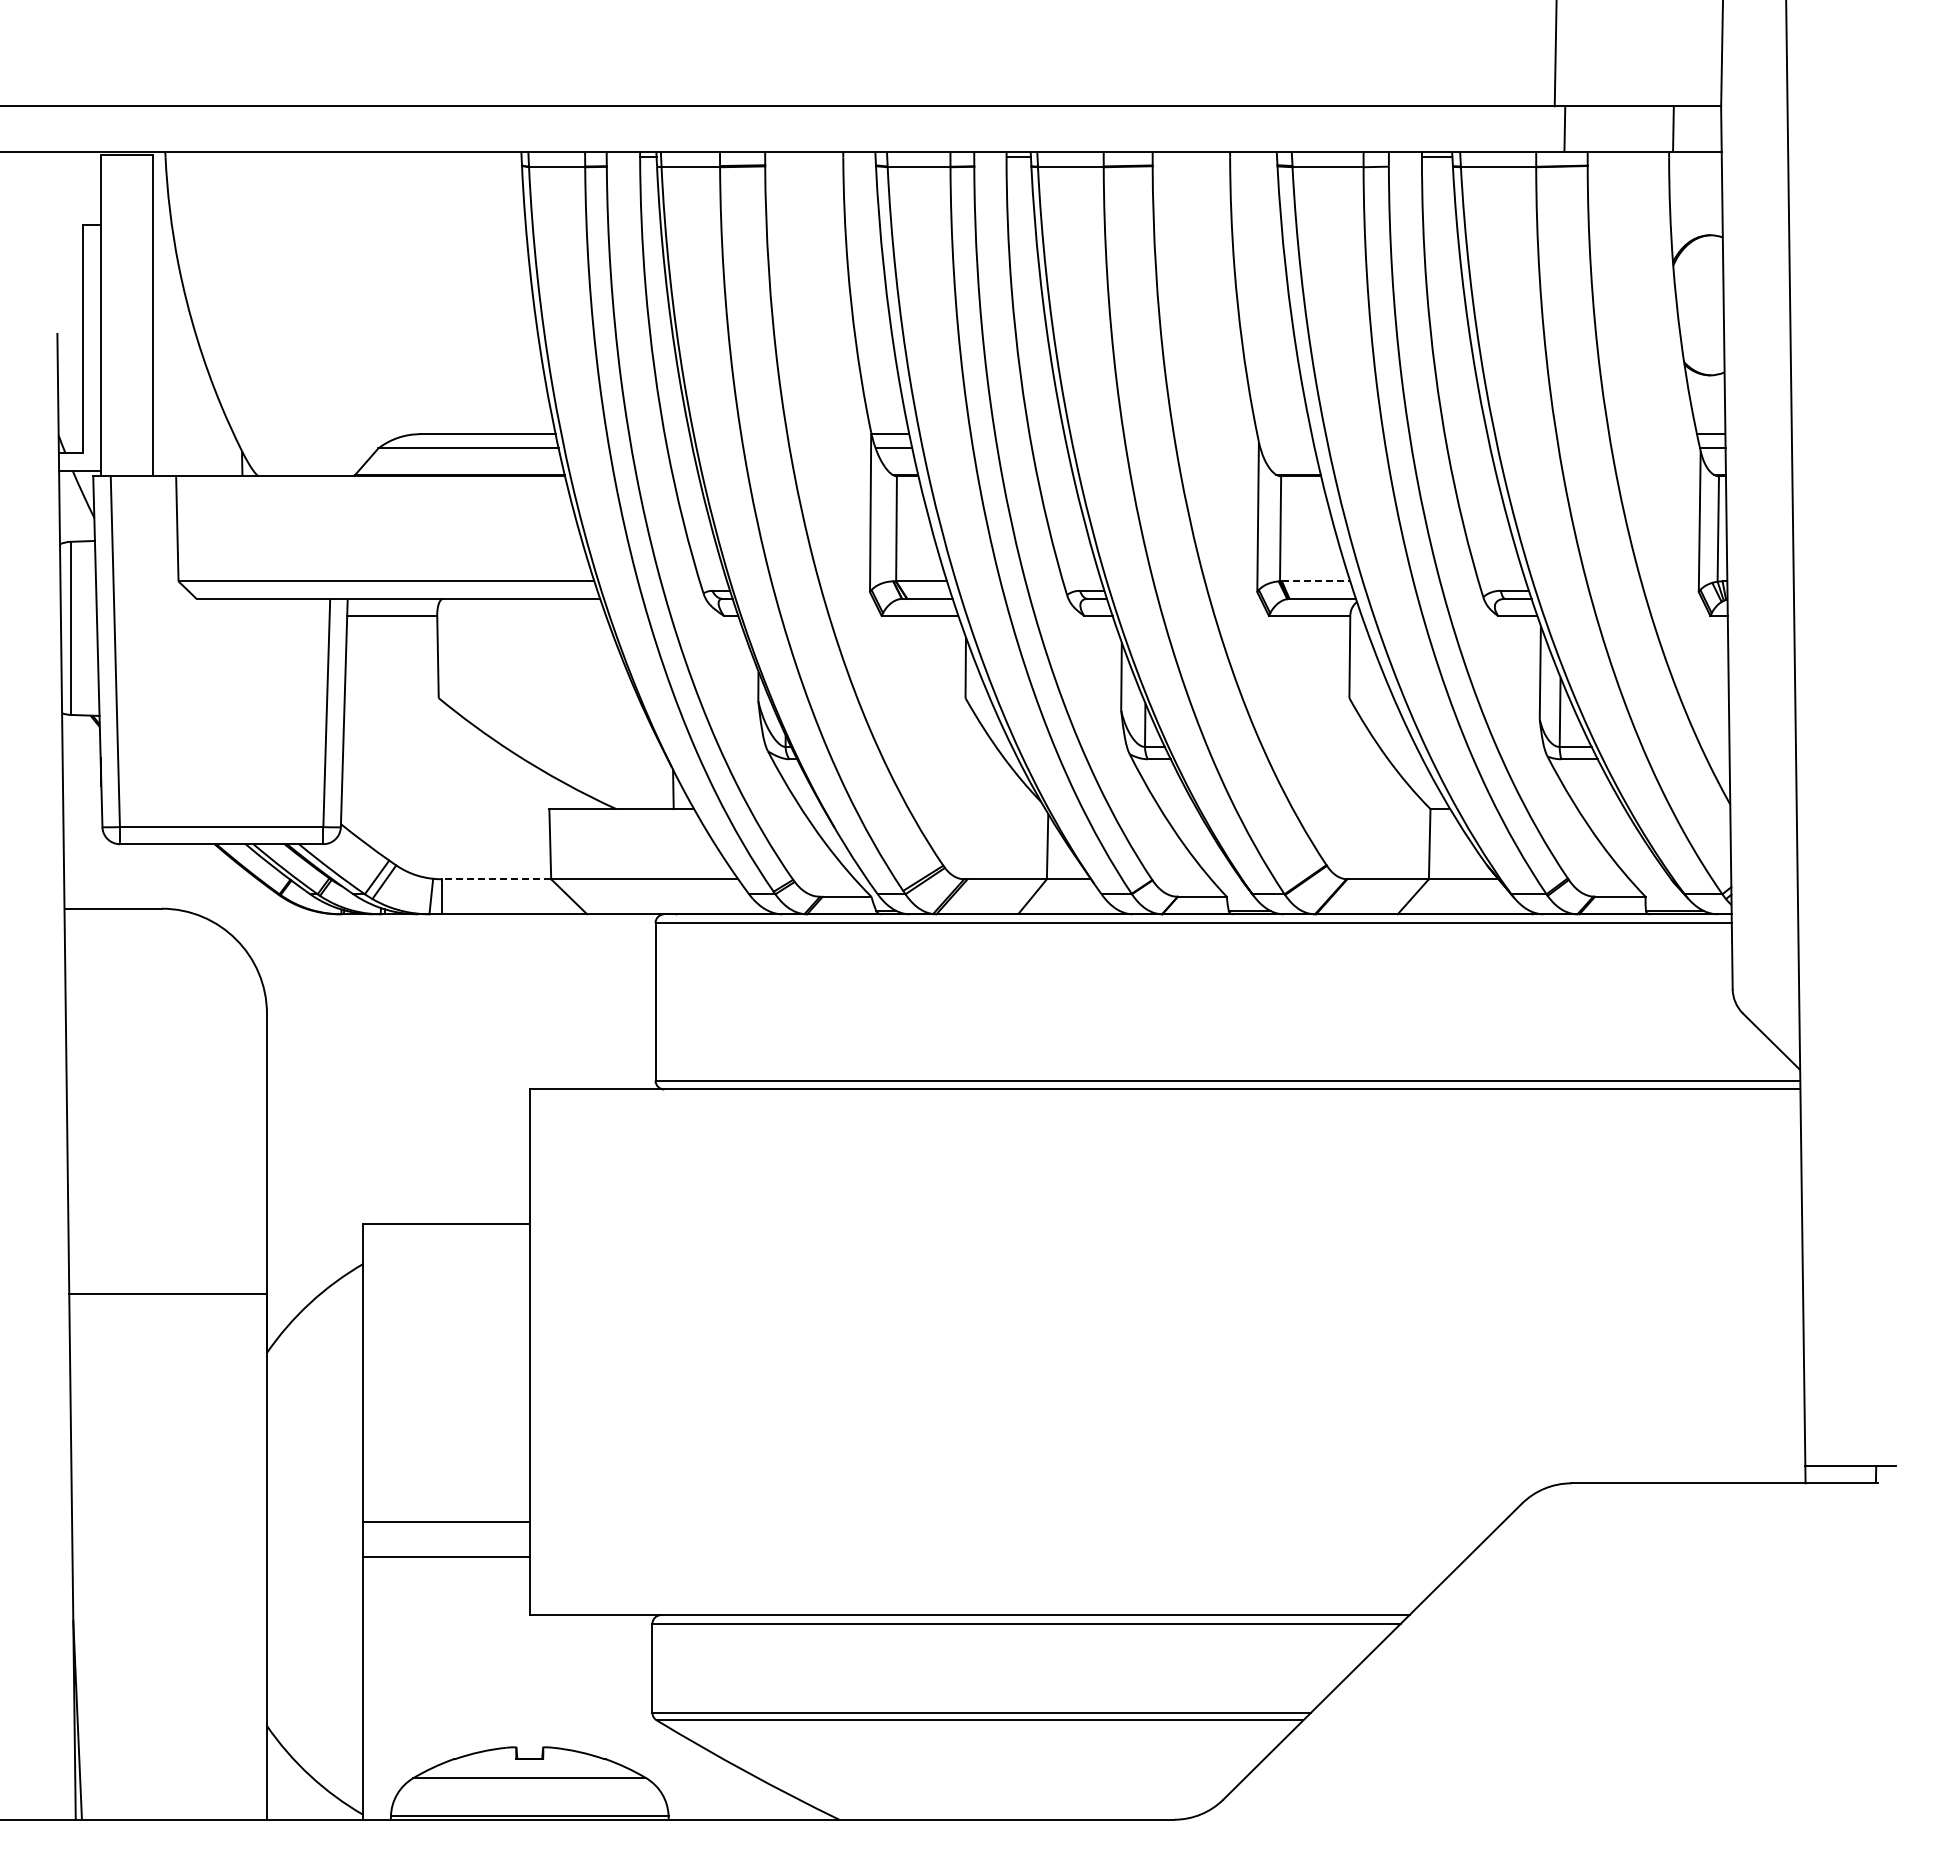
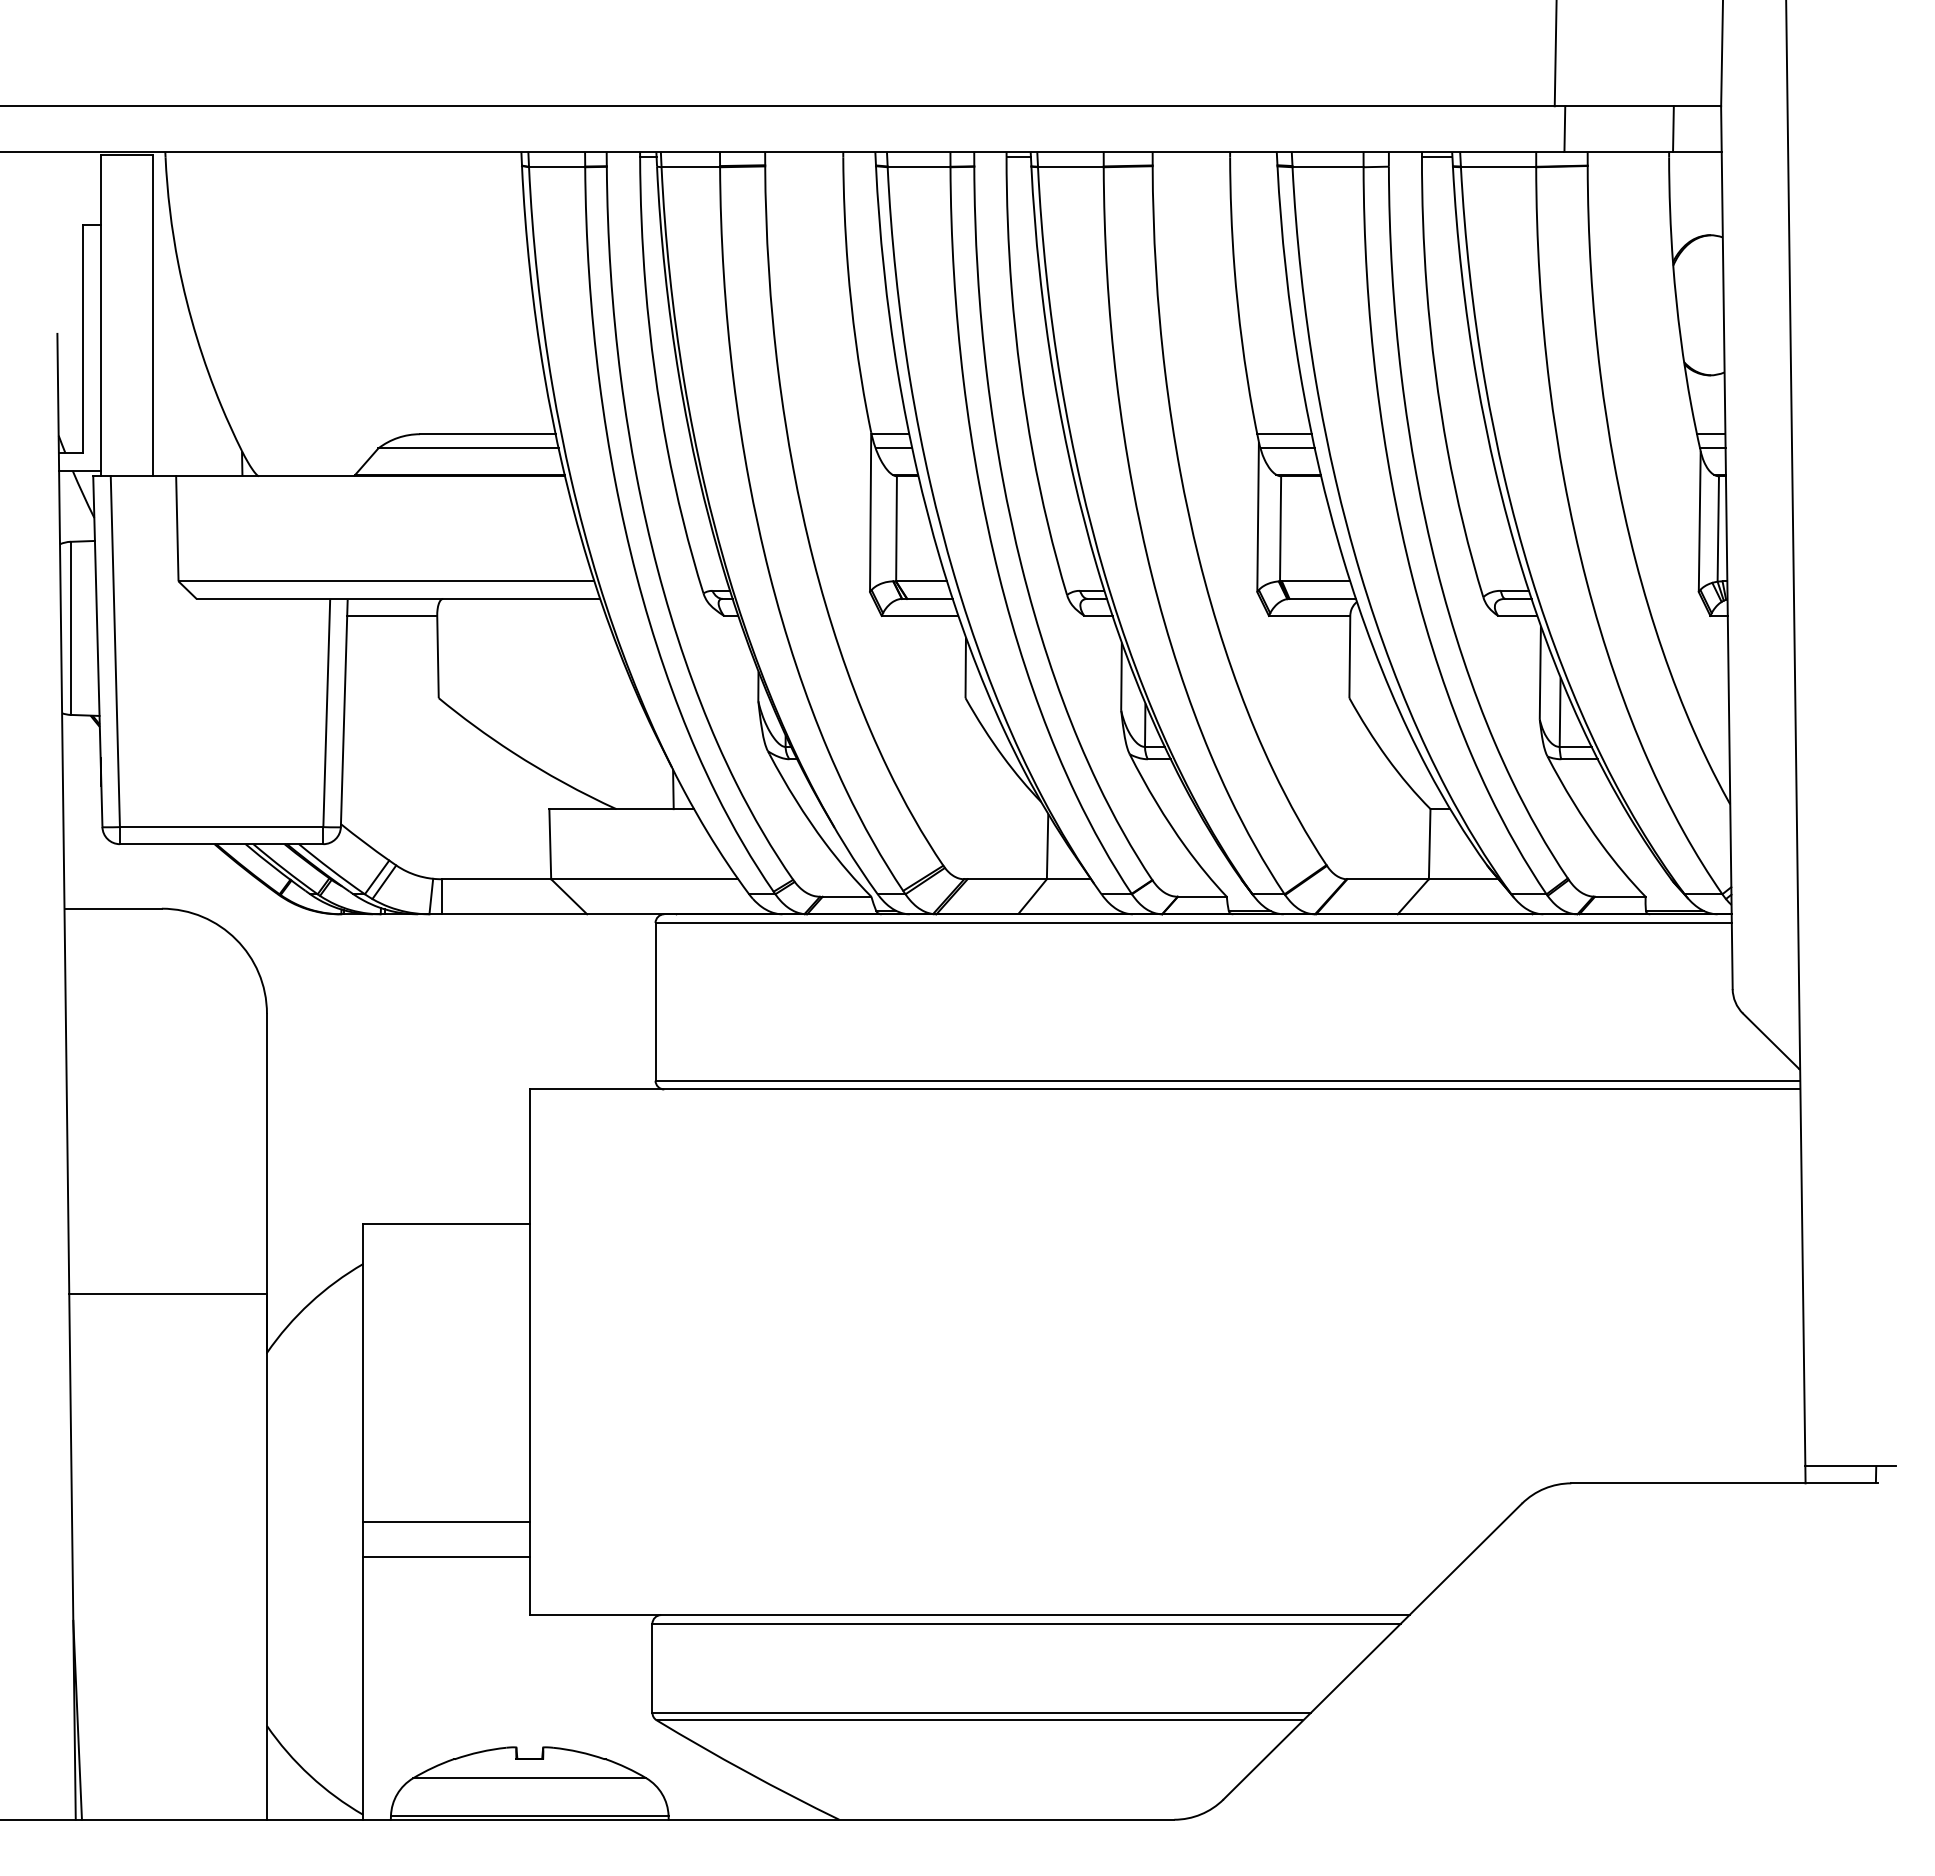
line: none -> present (1284, 434)
line: none -> present (1287, 448)
line: dashed -> solid (1316, 581)
line: dashed -> solid (496, 879)
